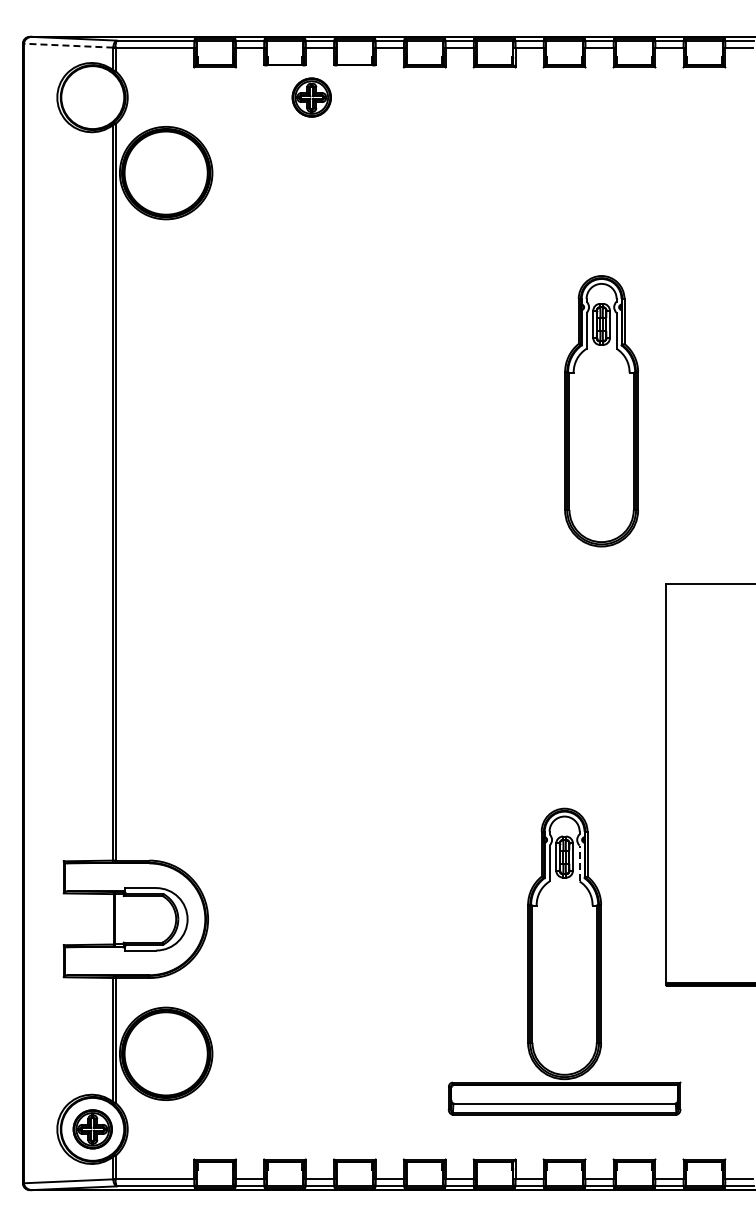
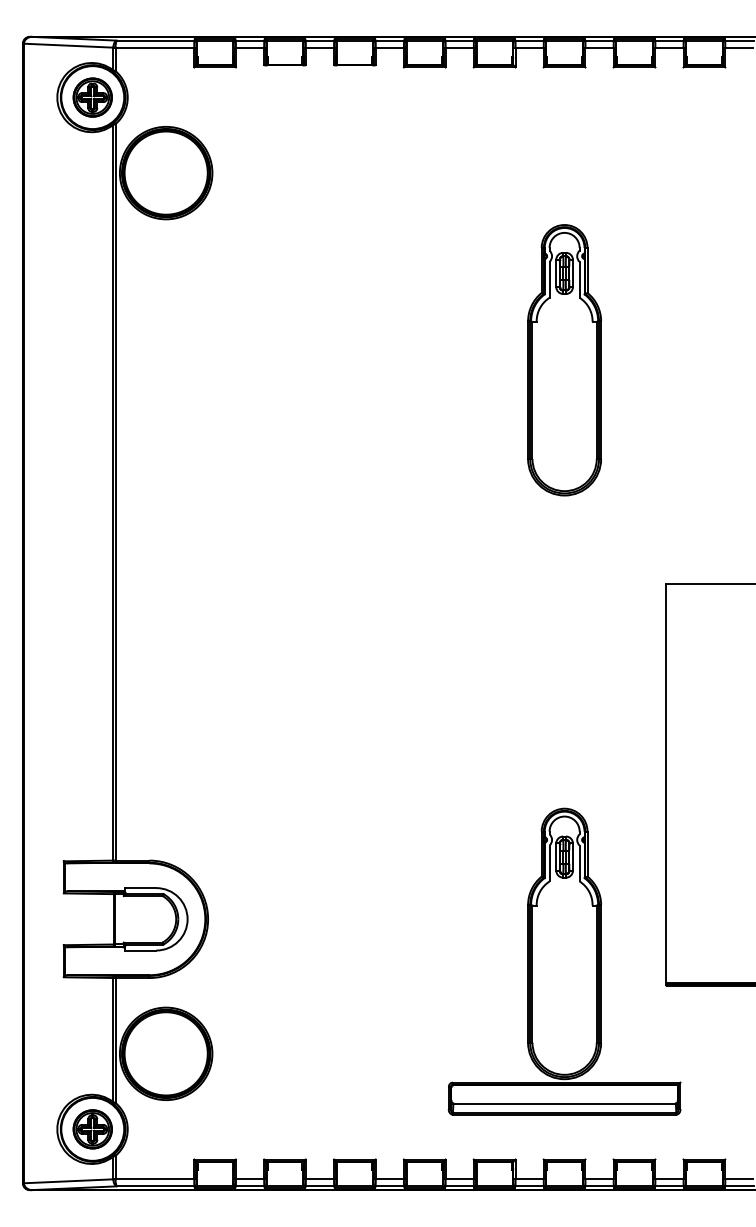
line: dashed -> solid (68, 45)
part position: (311, 97) -> (92, 97) (92, 97)
part position: (601, 411) -> (564, 360) (564, 360)
line: dashed -> solid (579, 863)
